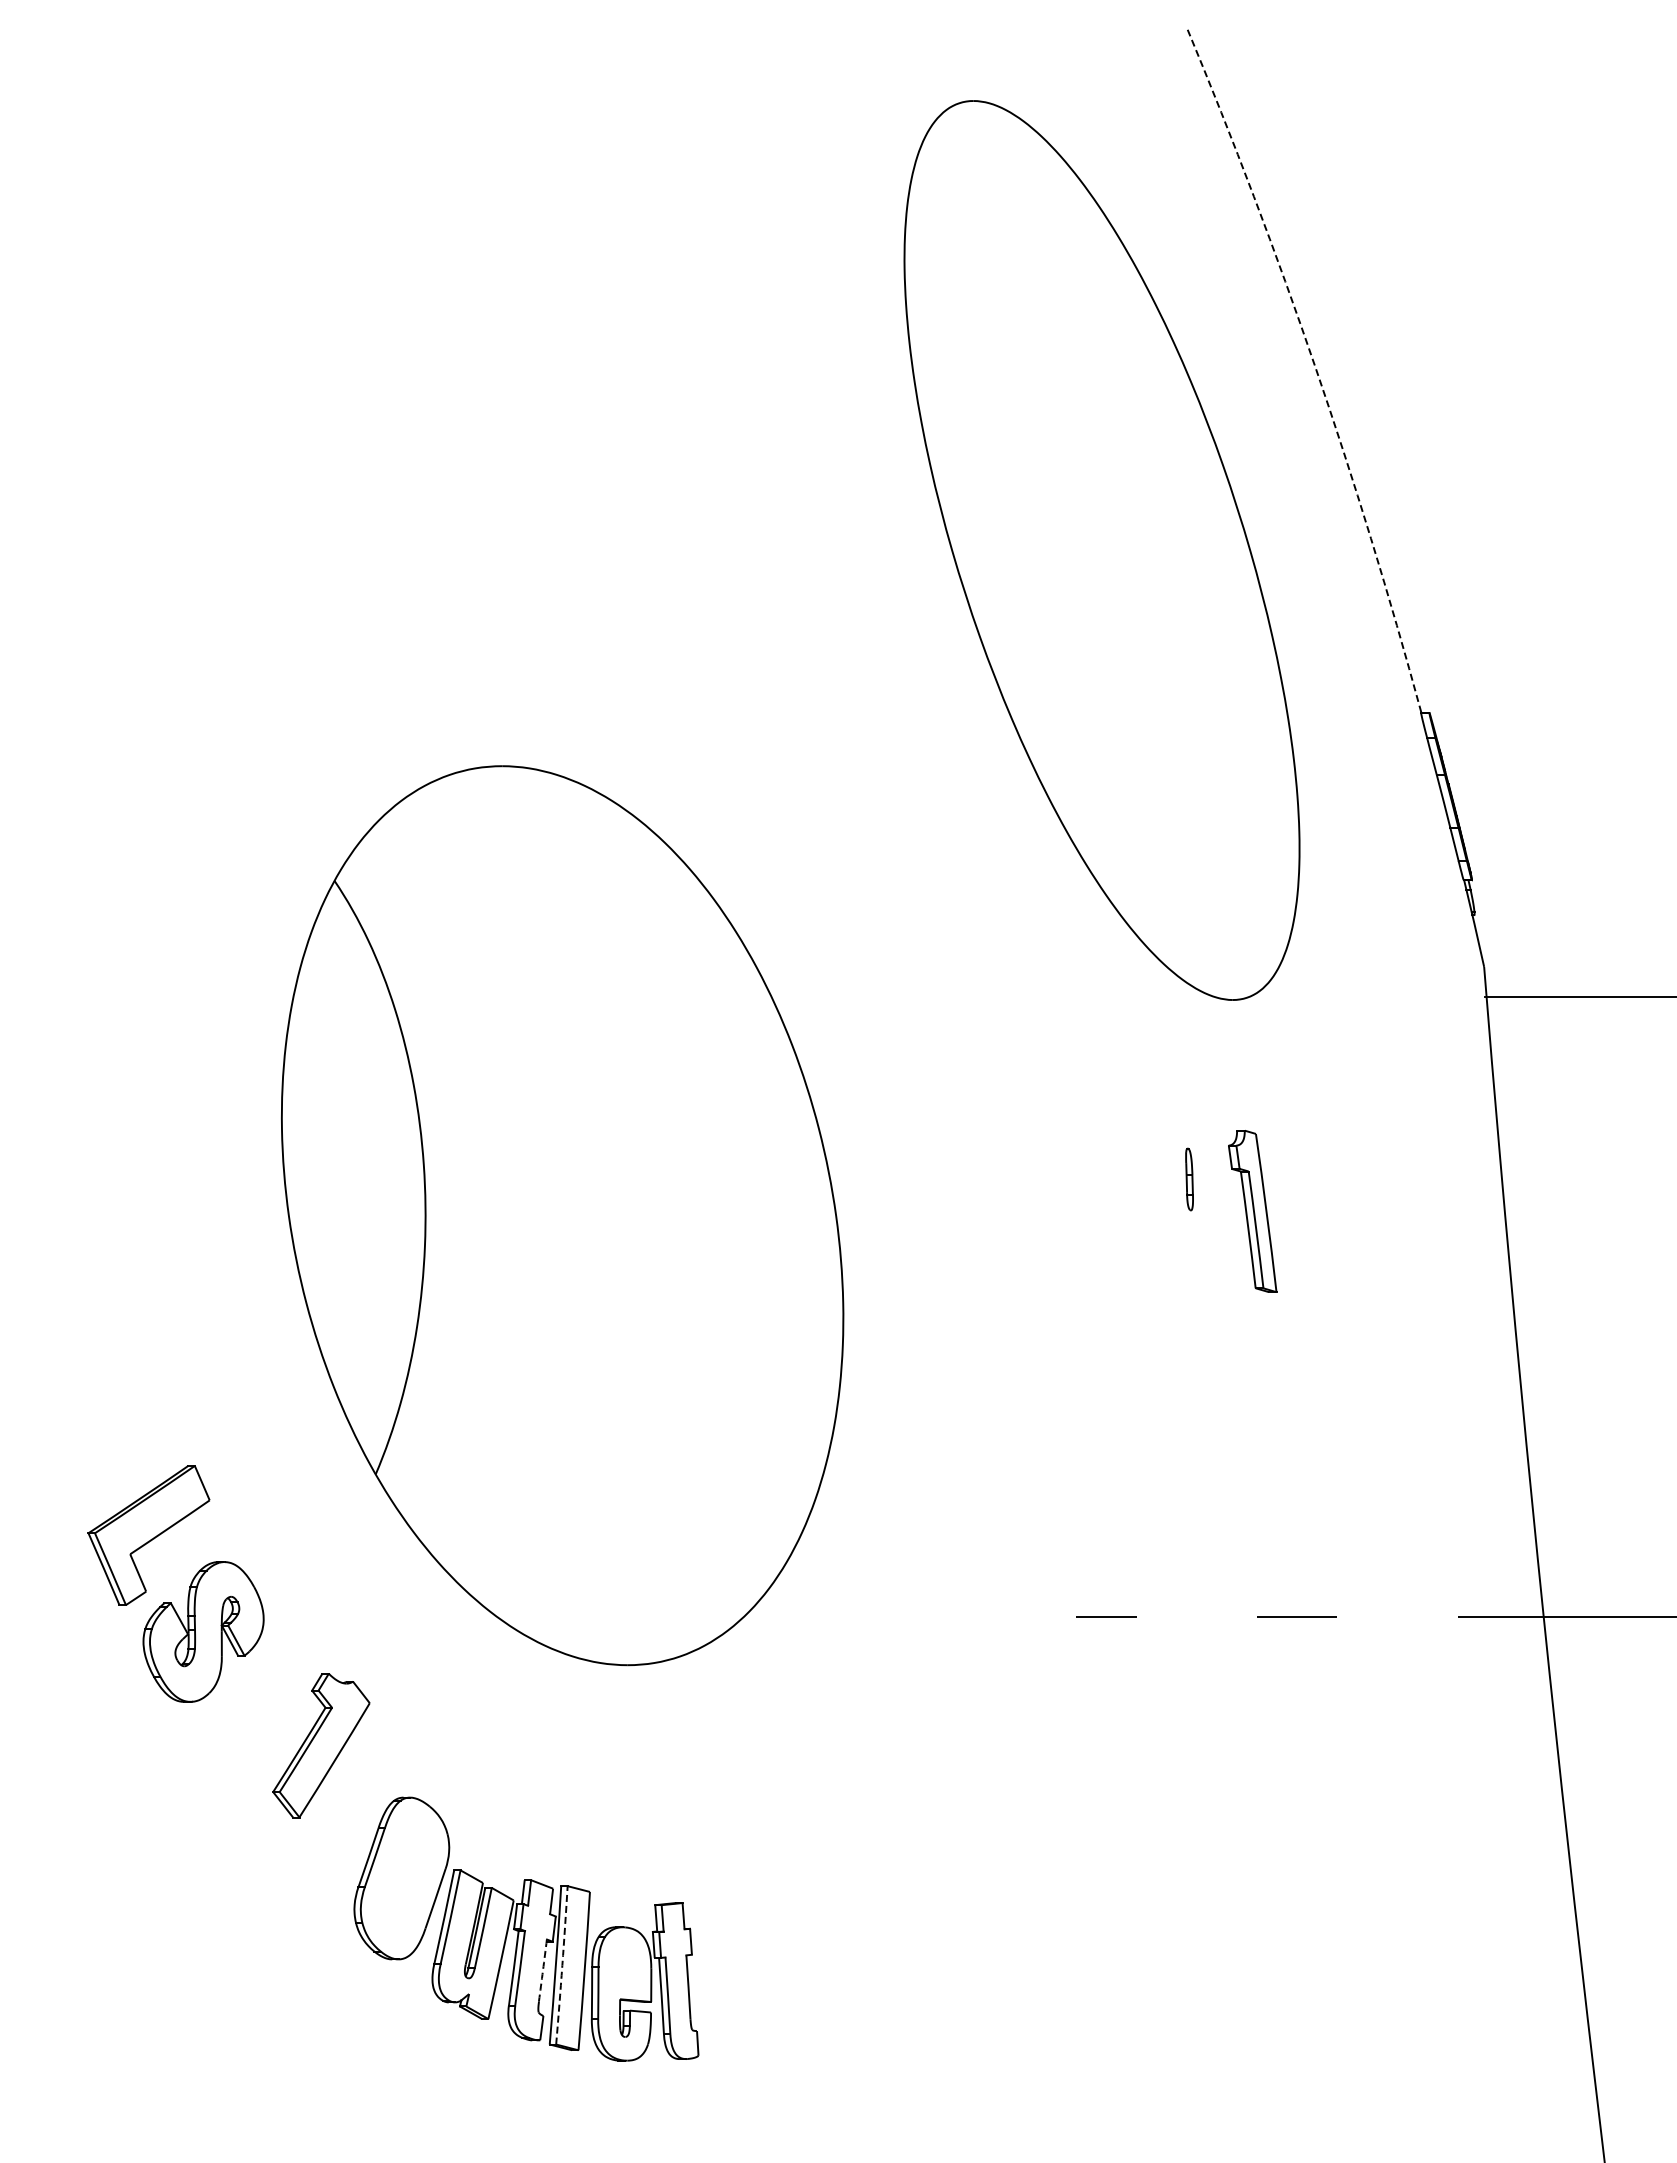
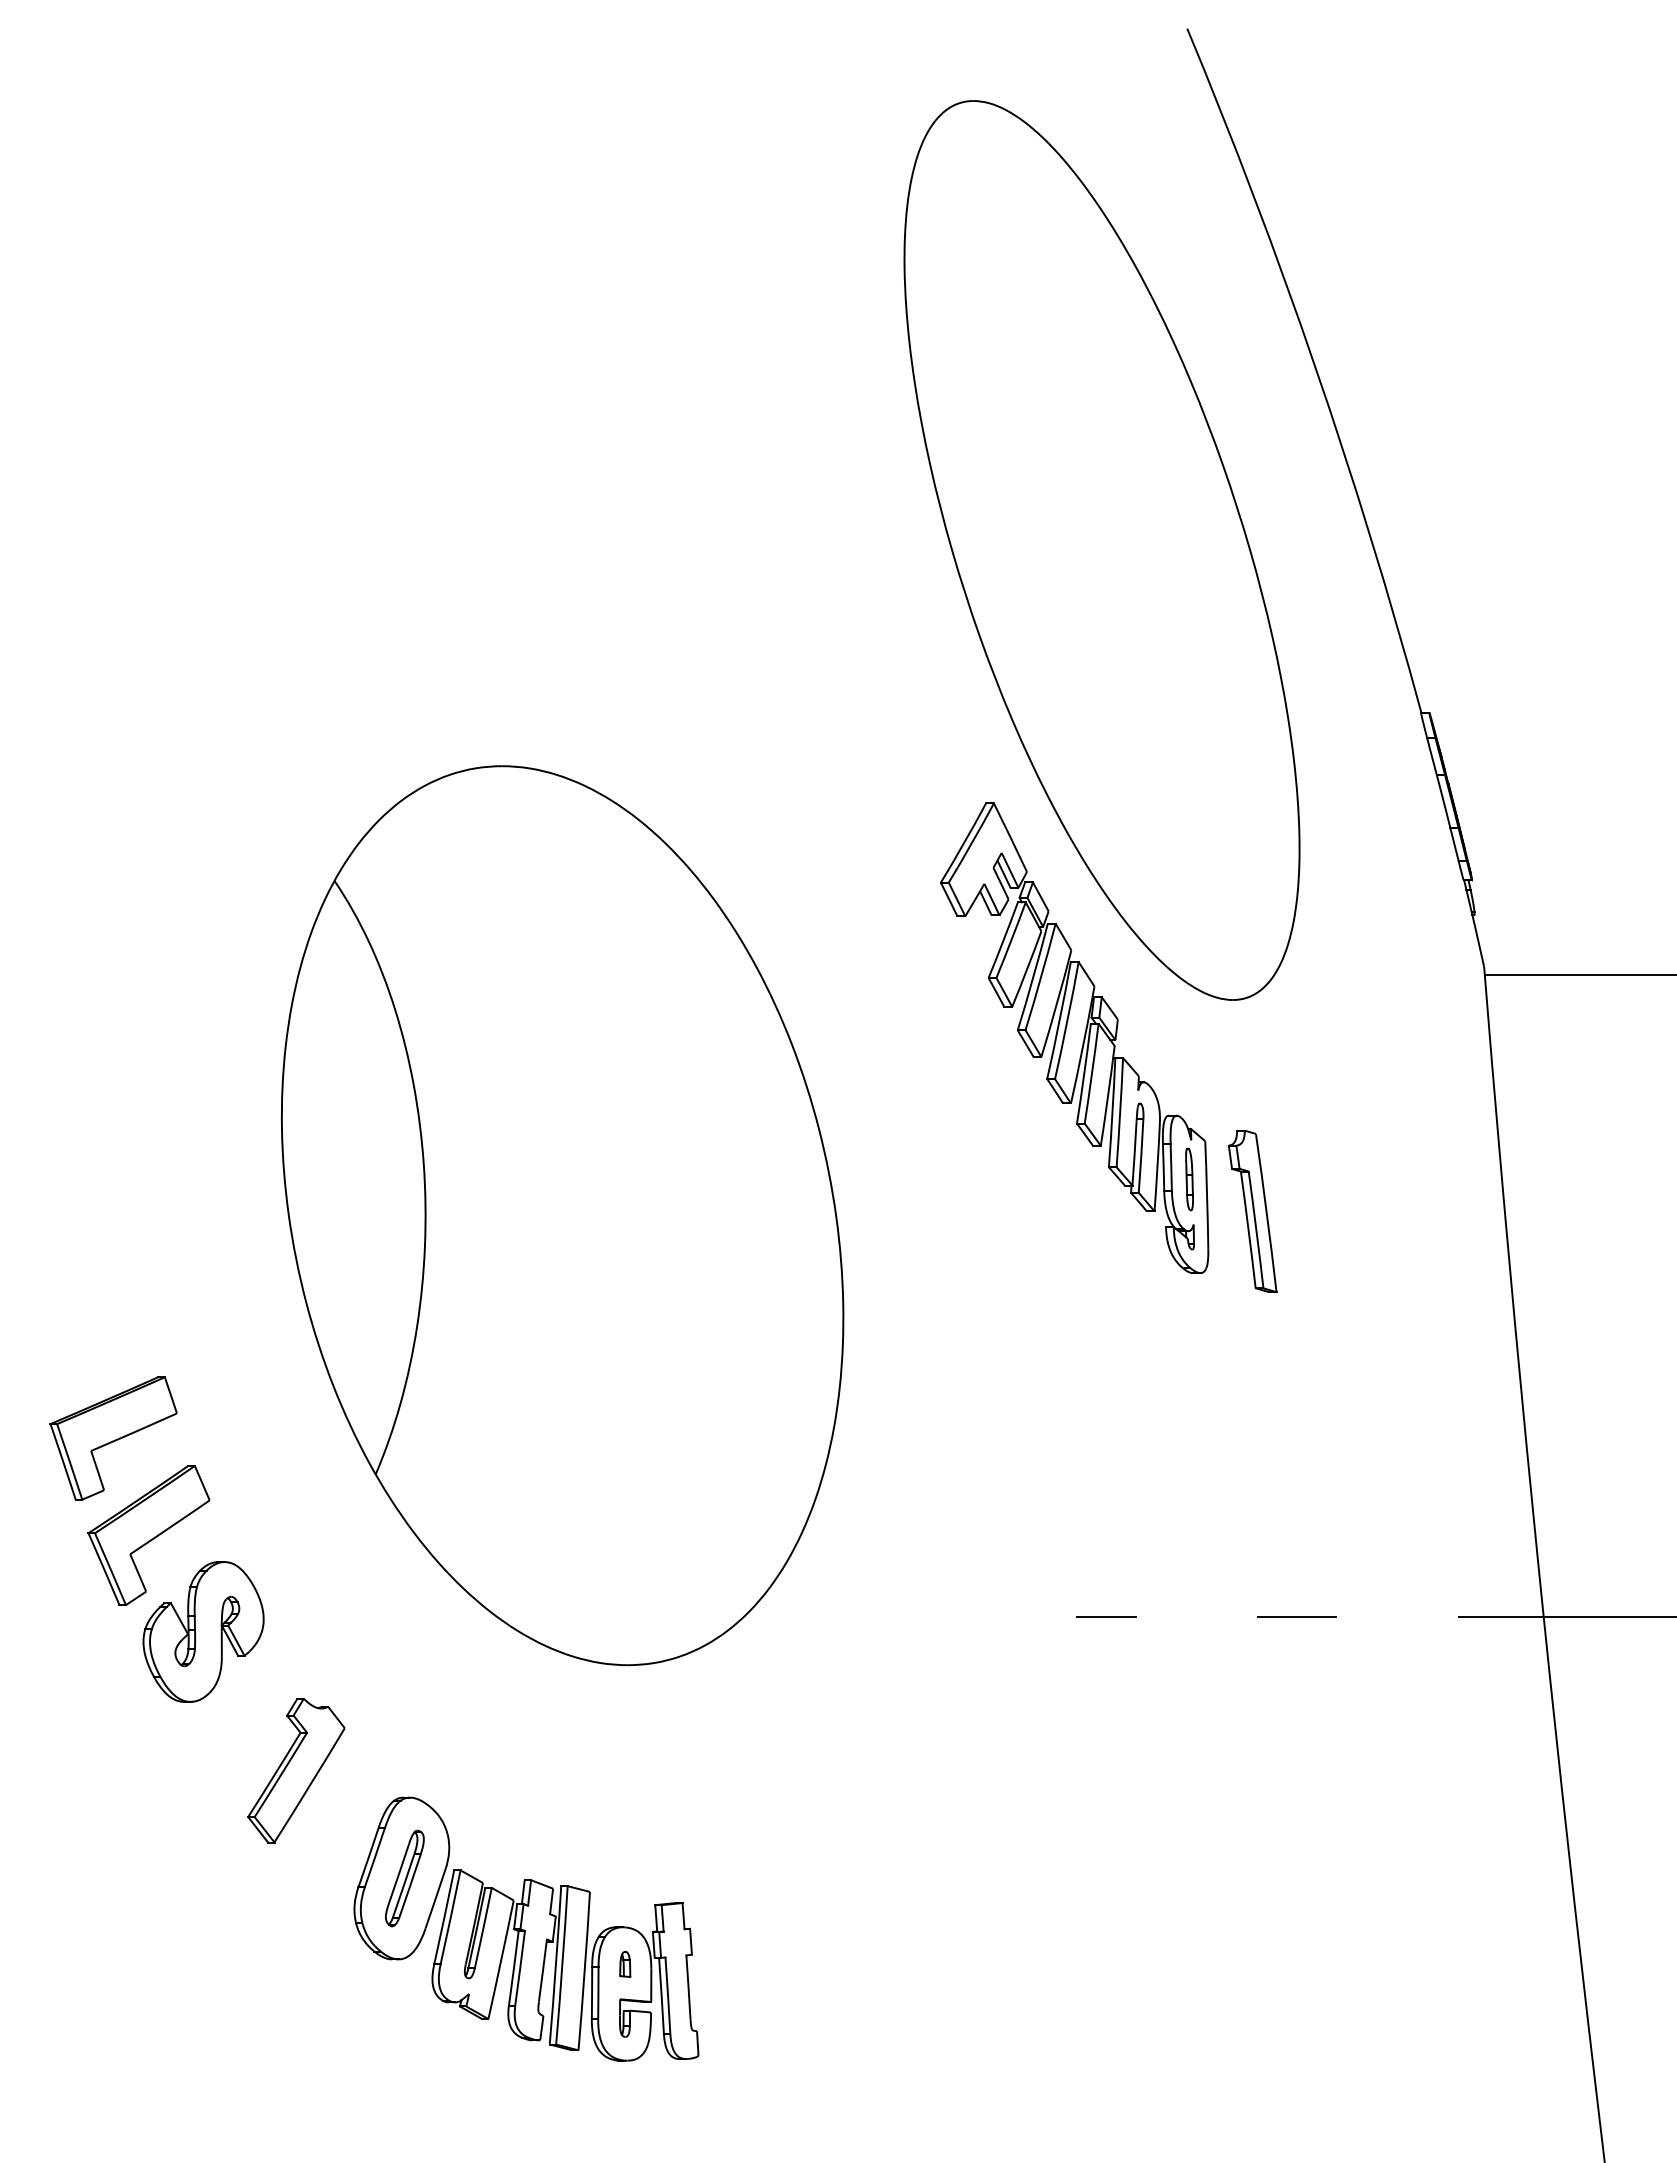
arc: dashed -> solid (1315, 366)
line position: (1578, 996) -> (1578, 974) (1578, 974)
part: none -> present (1074, 1037)
part: none -> present (113, 1438)
part position: (321, 1745) -> (296, 1770) (296, 1770)
part: none -> present (404, 1878)
part: none -> present (625, 1964)
arc: dashed -> solid (562, 1965)
arc: dashed -> solid (543, 1970)
